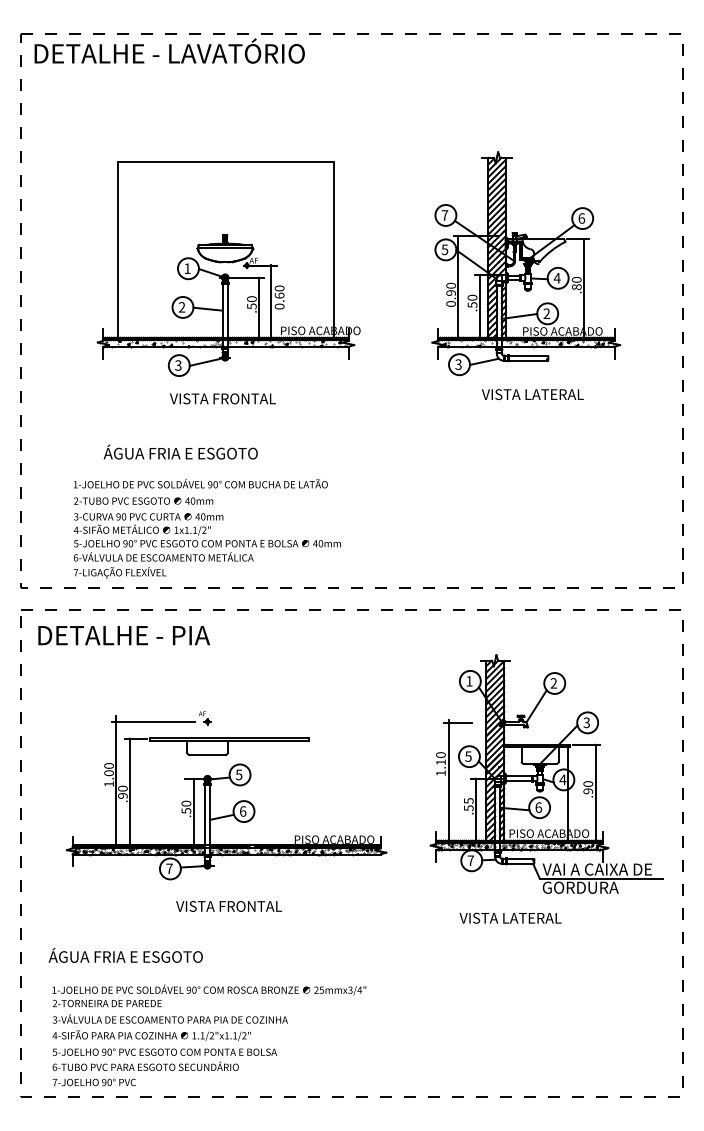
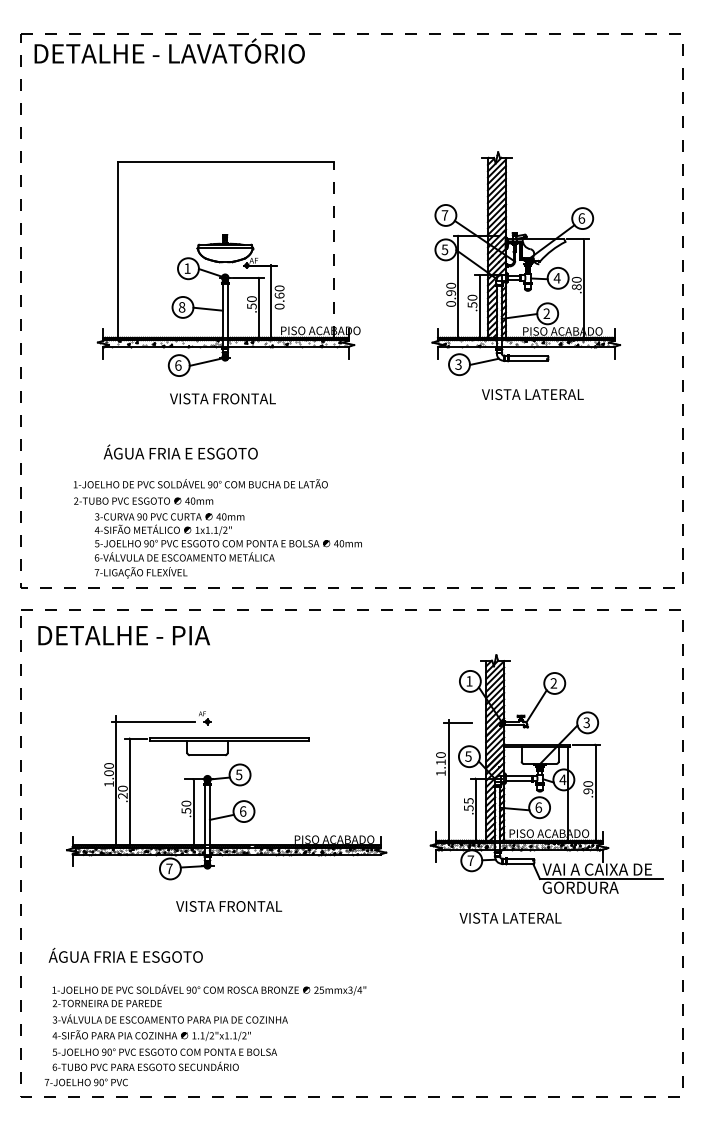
line: solid -> dashed (333, 249)
text: 2 -> 8 (181, 307)
text: 3 -> 6 (178, 365)
text position: (206, 545) -> (227, 545) (227, 545)
text: .90 -> .20 (122, 795)
text position: (93, 1082) -> (85, 1082) (85, 1082)
